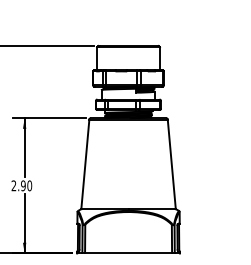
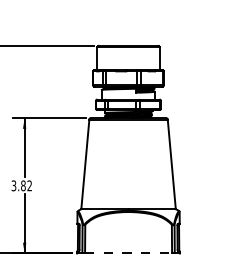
text: 2.90 -> 3.82 (21, 185)
line: solid -> dashed (128, 253)
